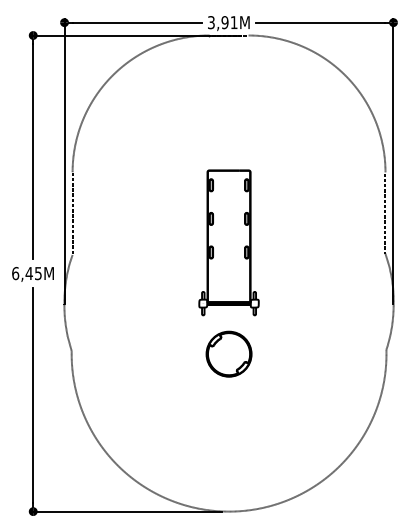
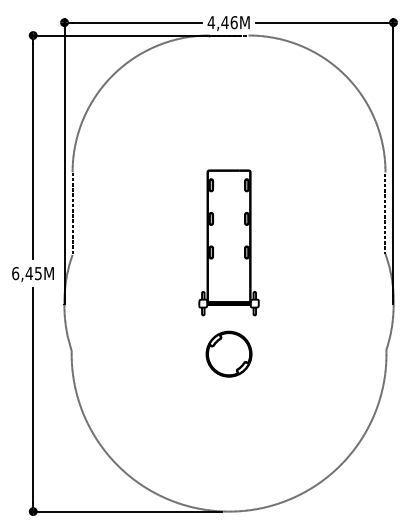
text: 3,91M -> 4,46M (222, 22)
